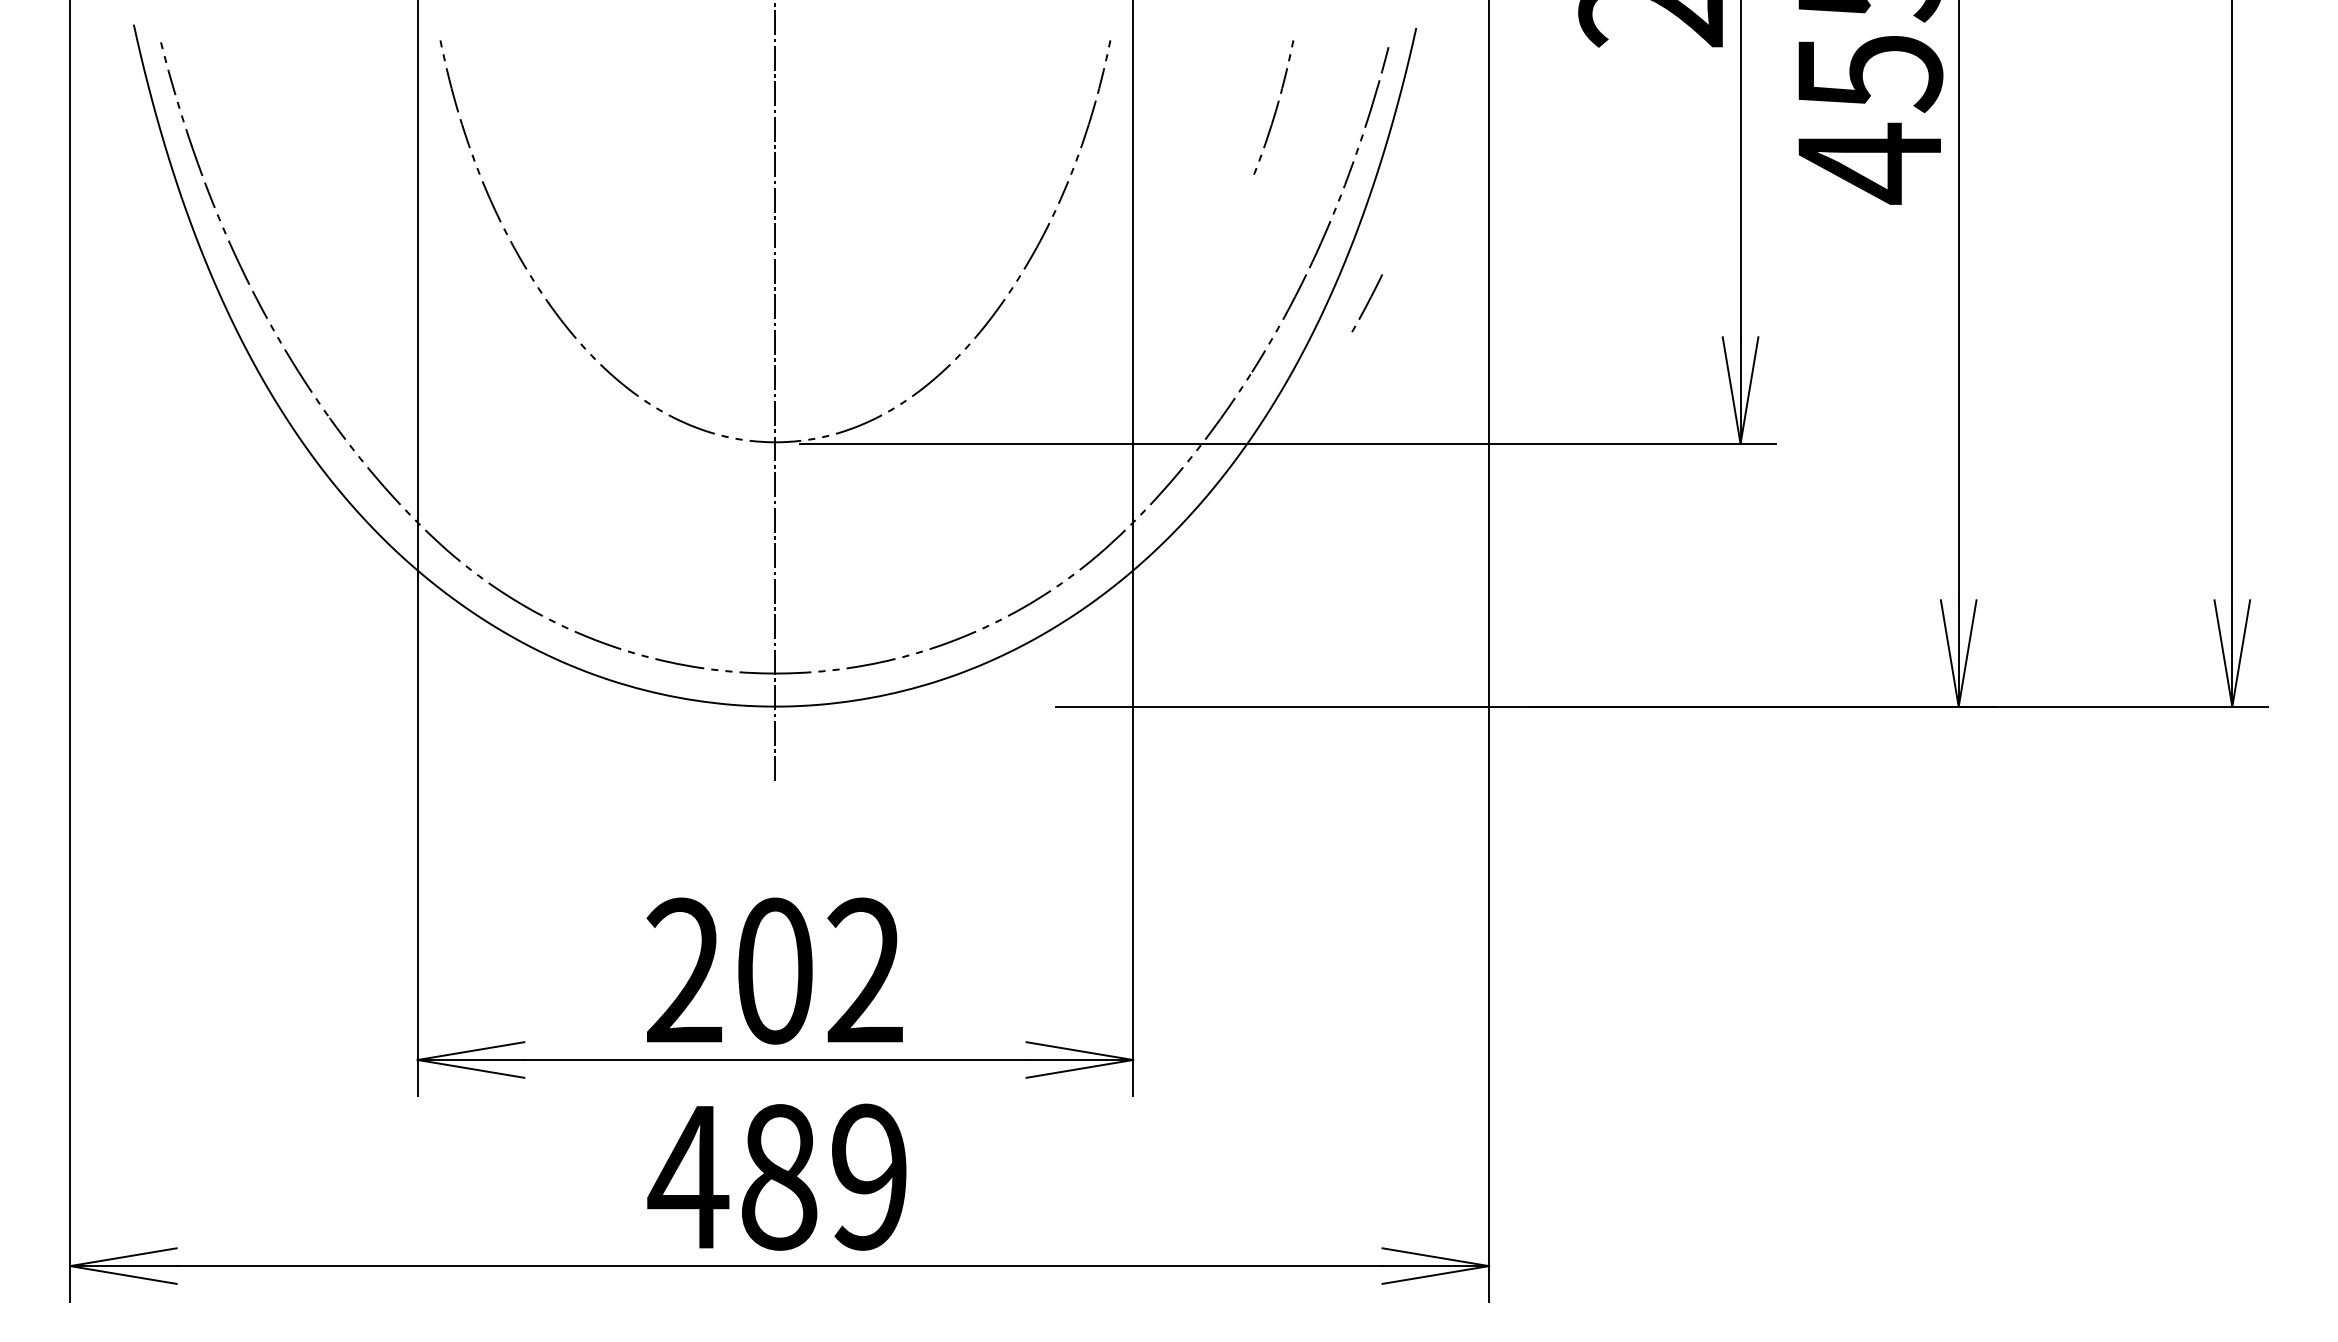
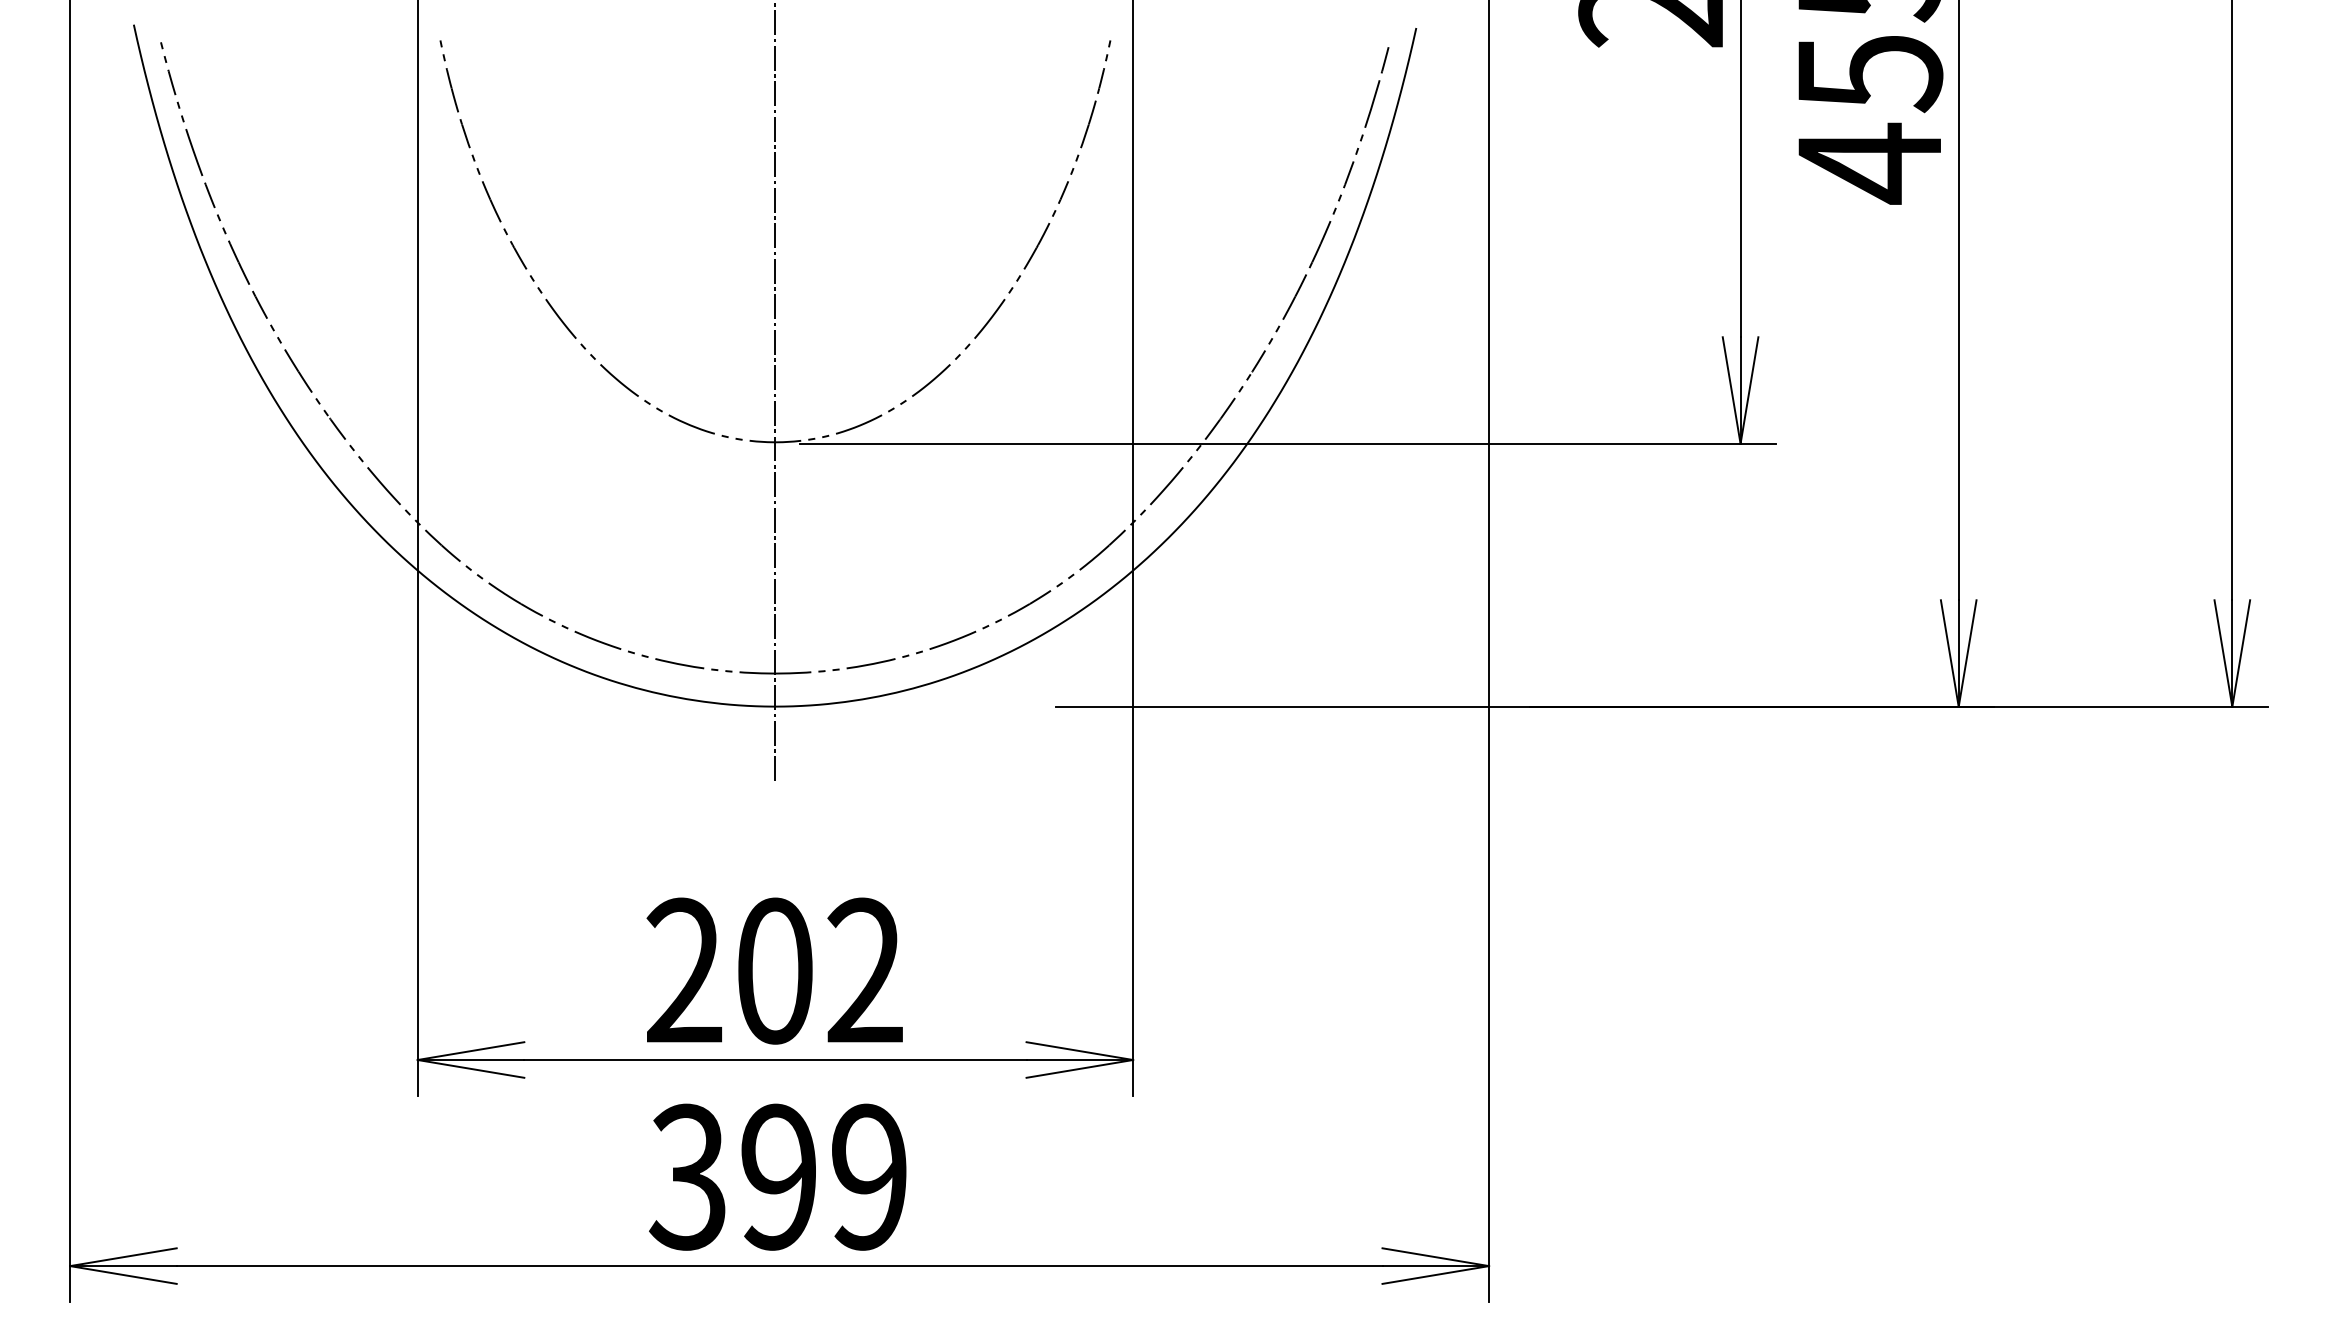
part: present -> none (1273, 107)
part: present -> none (1366, 303)
text: 489 -> 399 (732, 1176)
